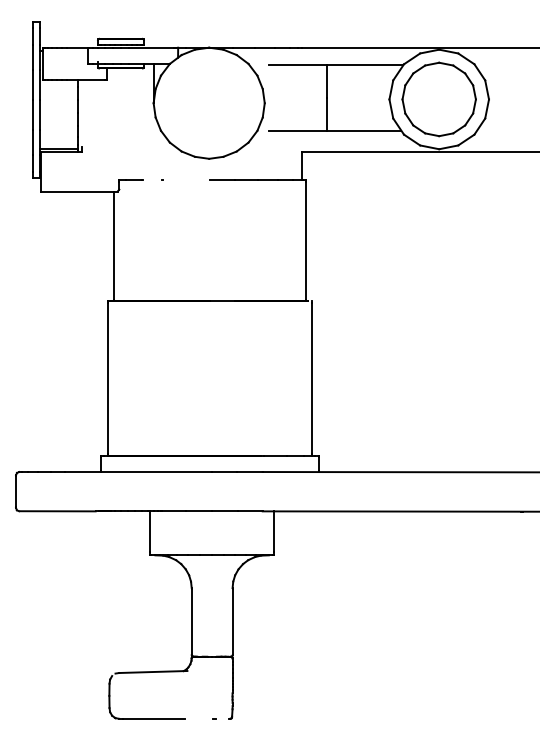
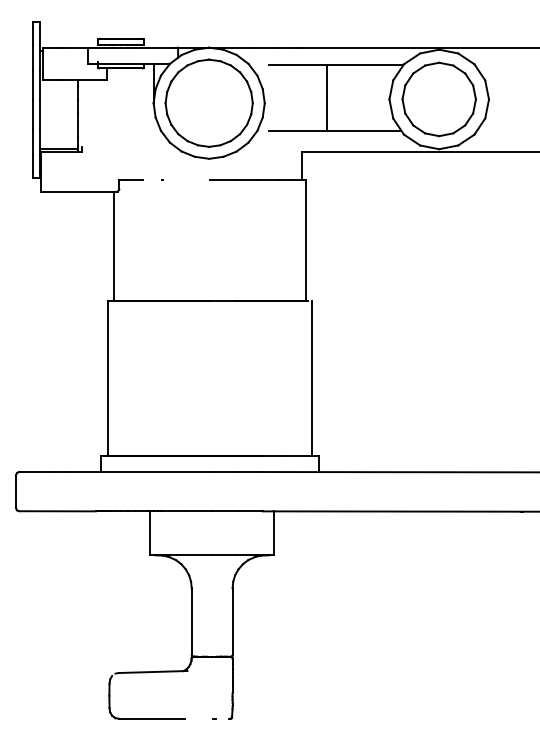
part: none -> present (208, 102)
